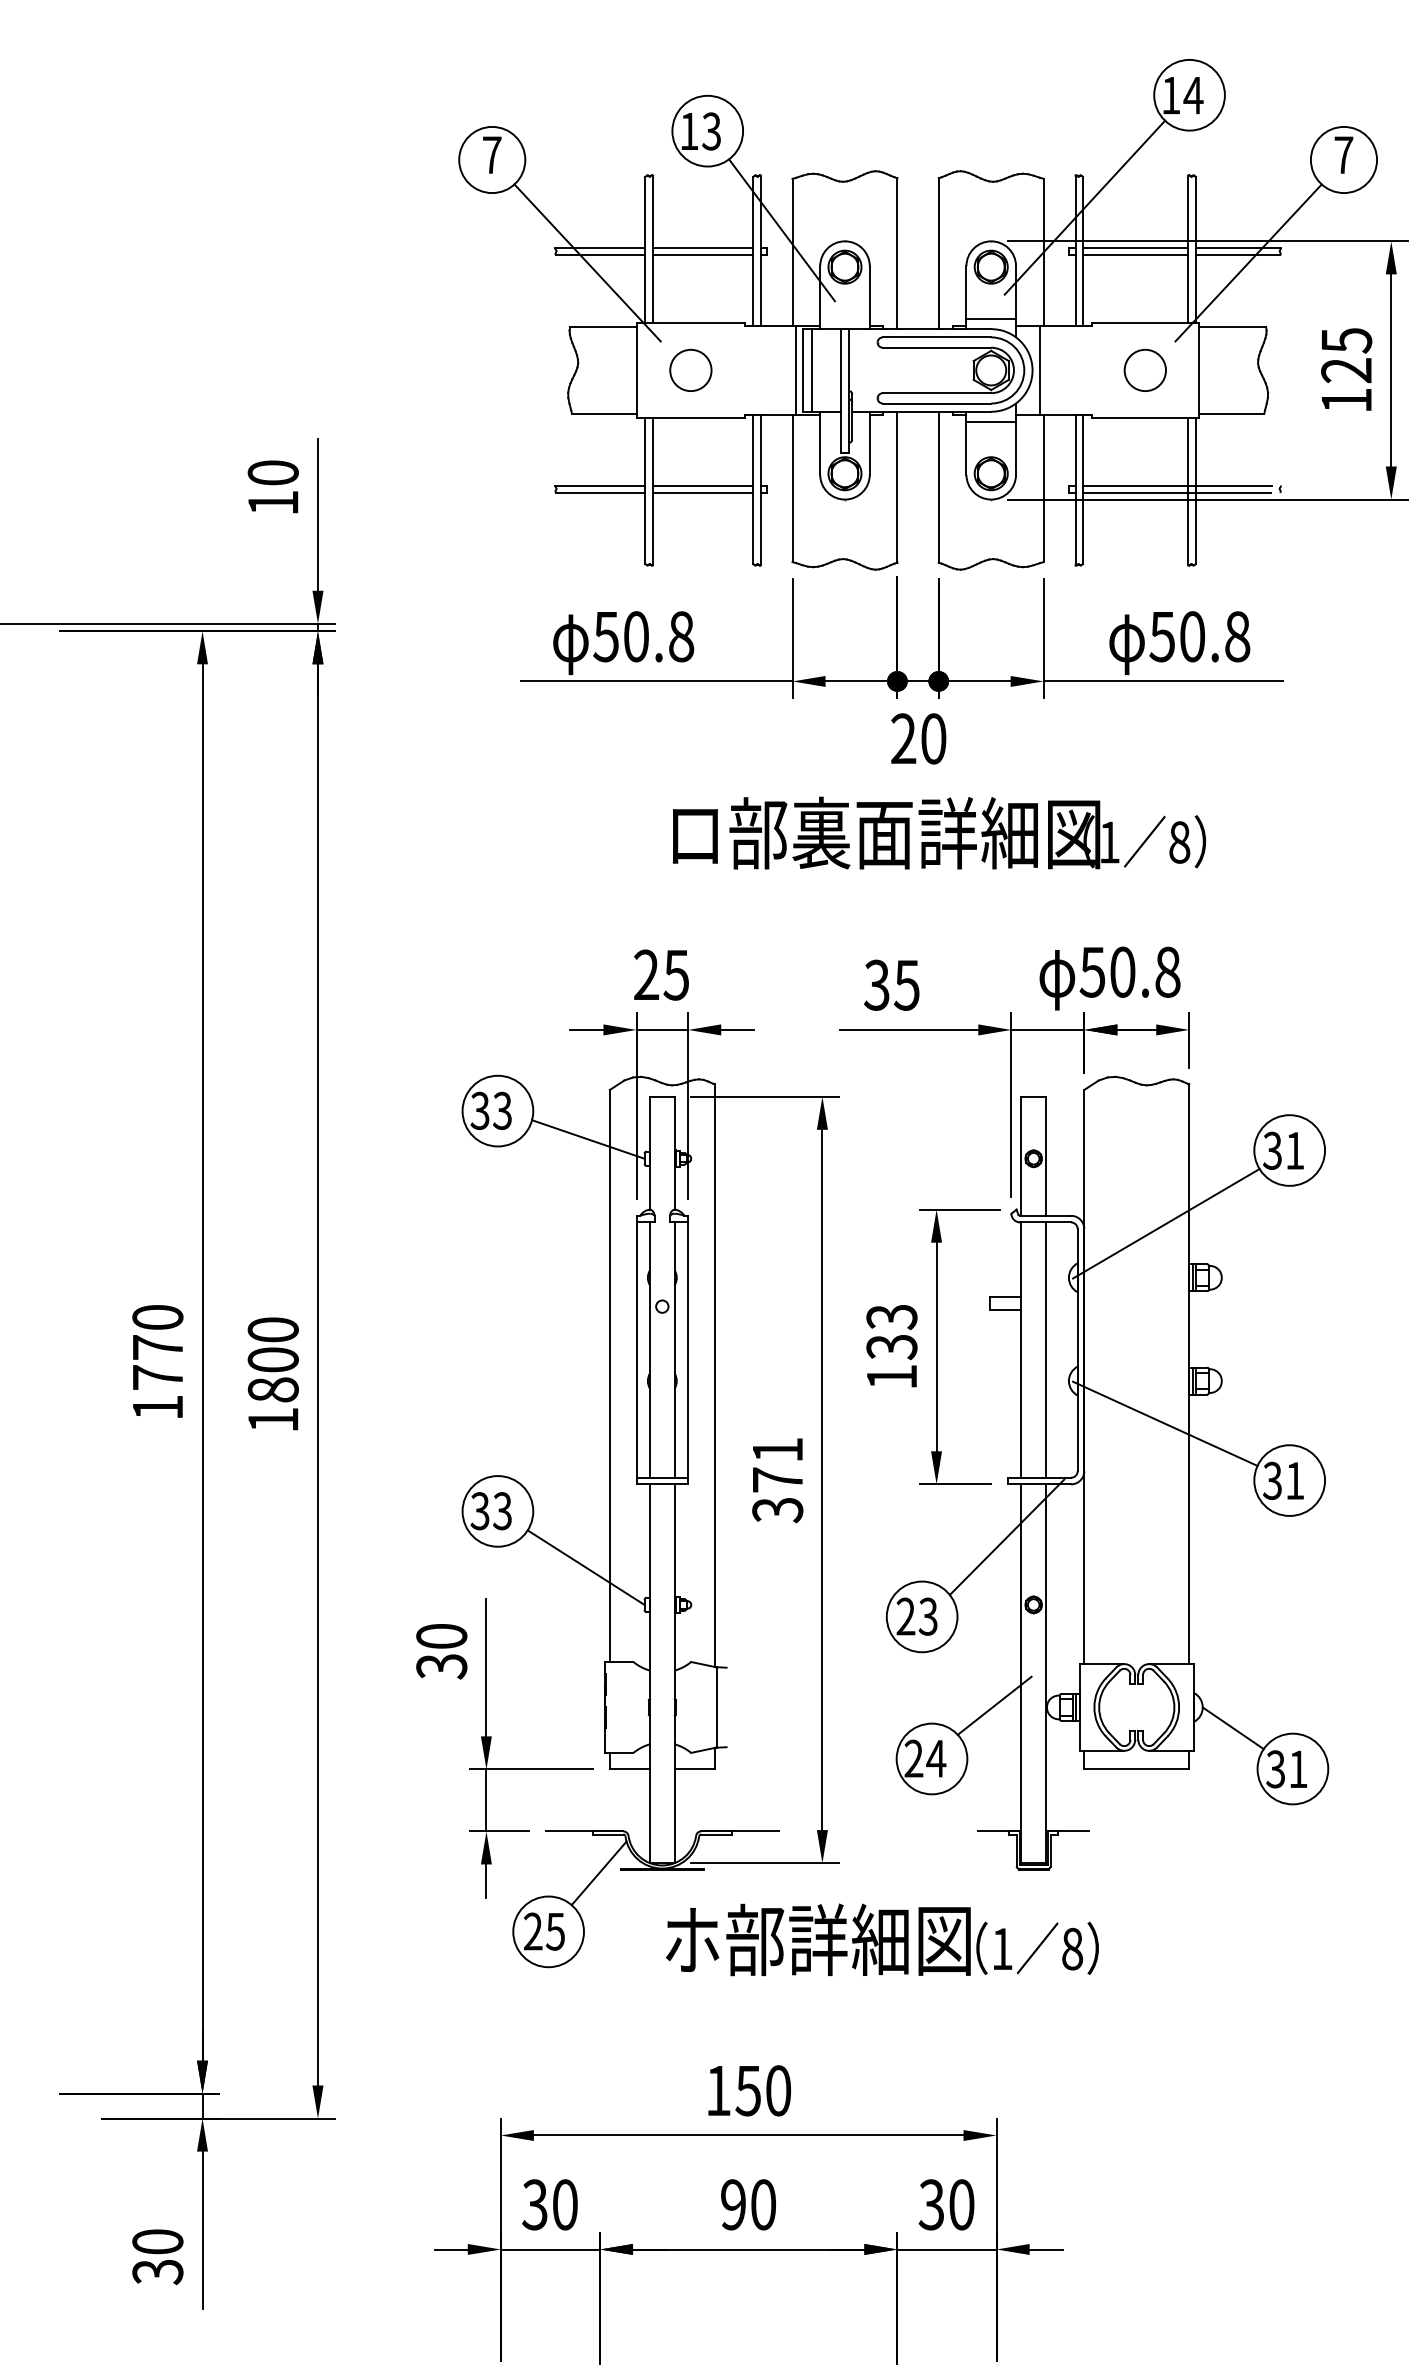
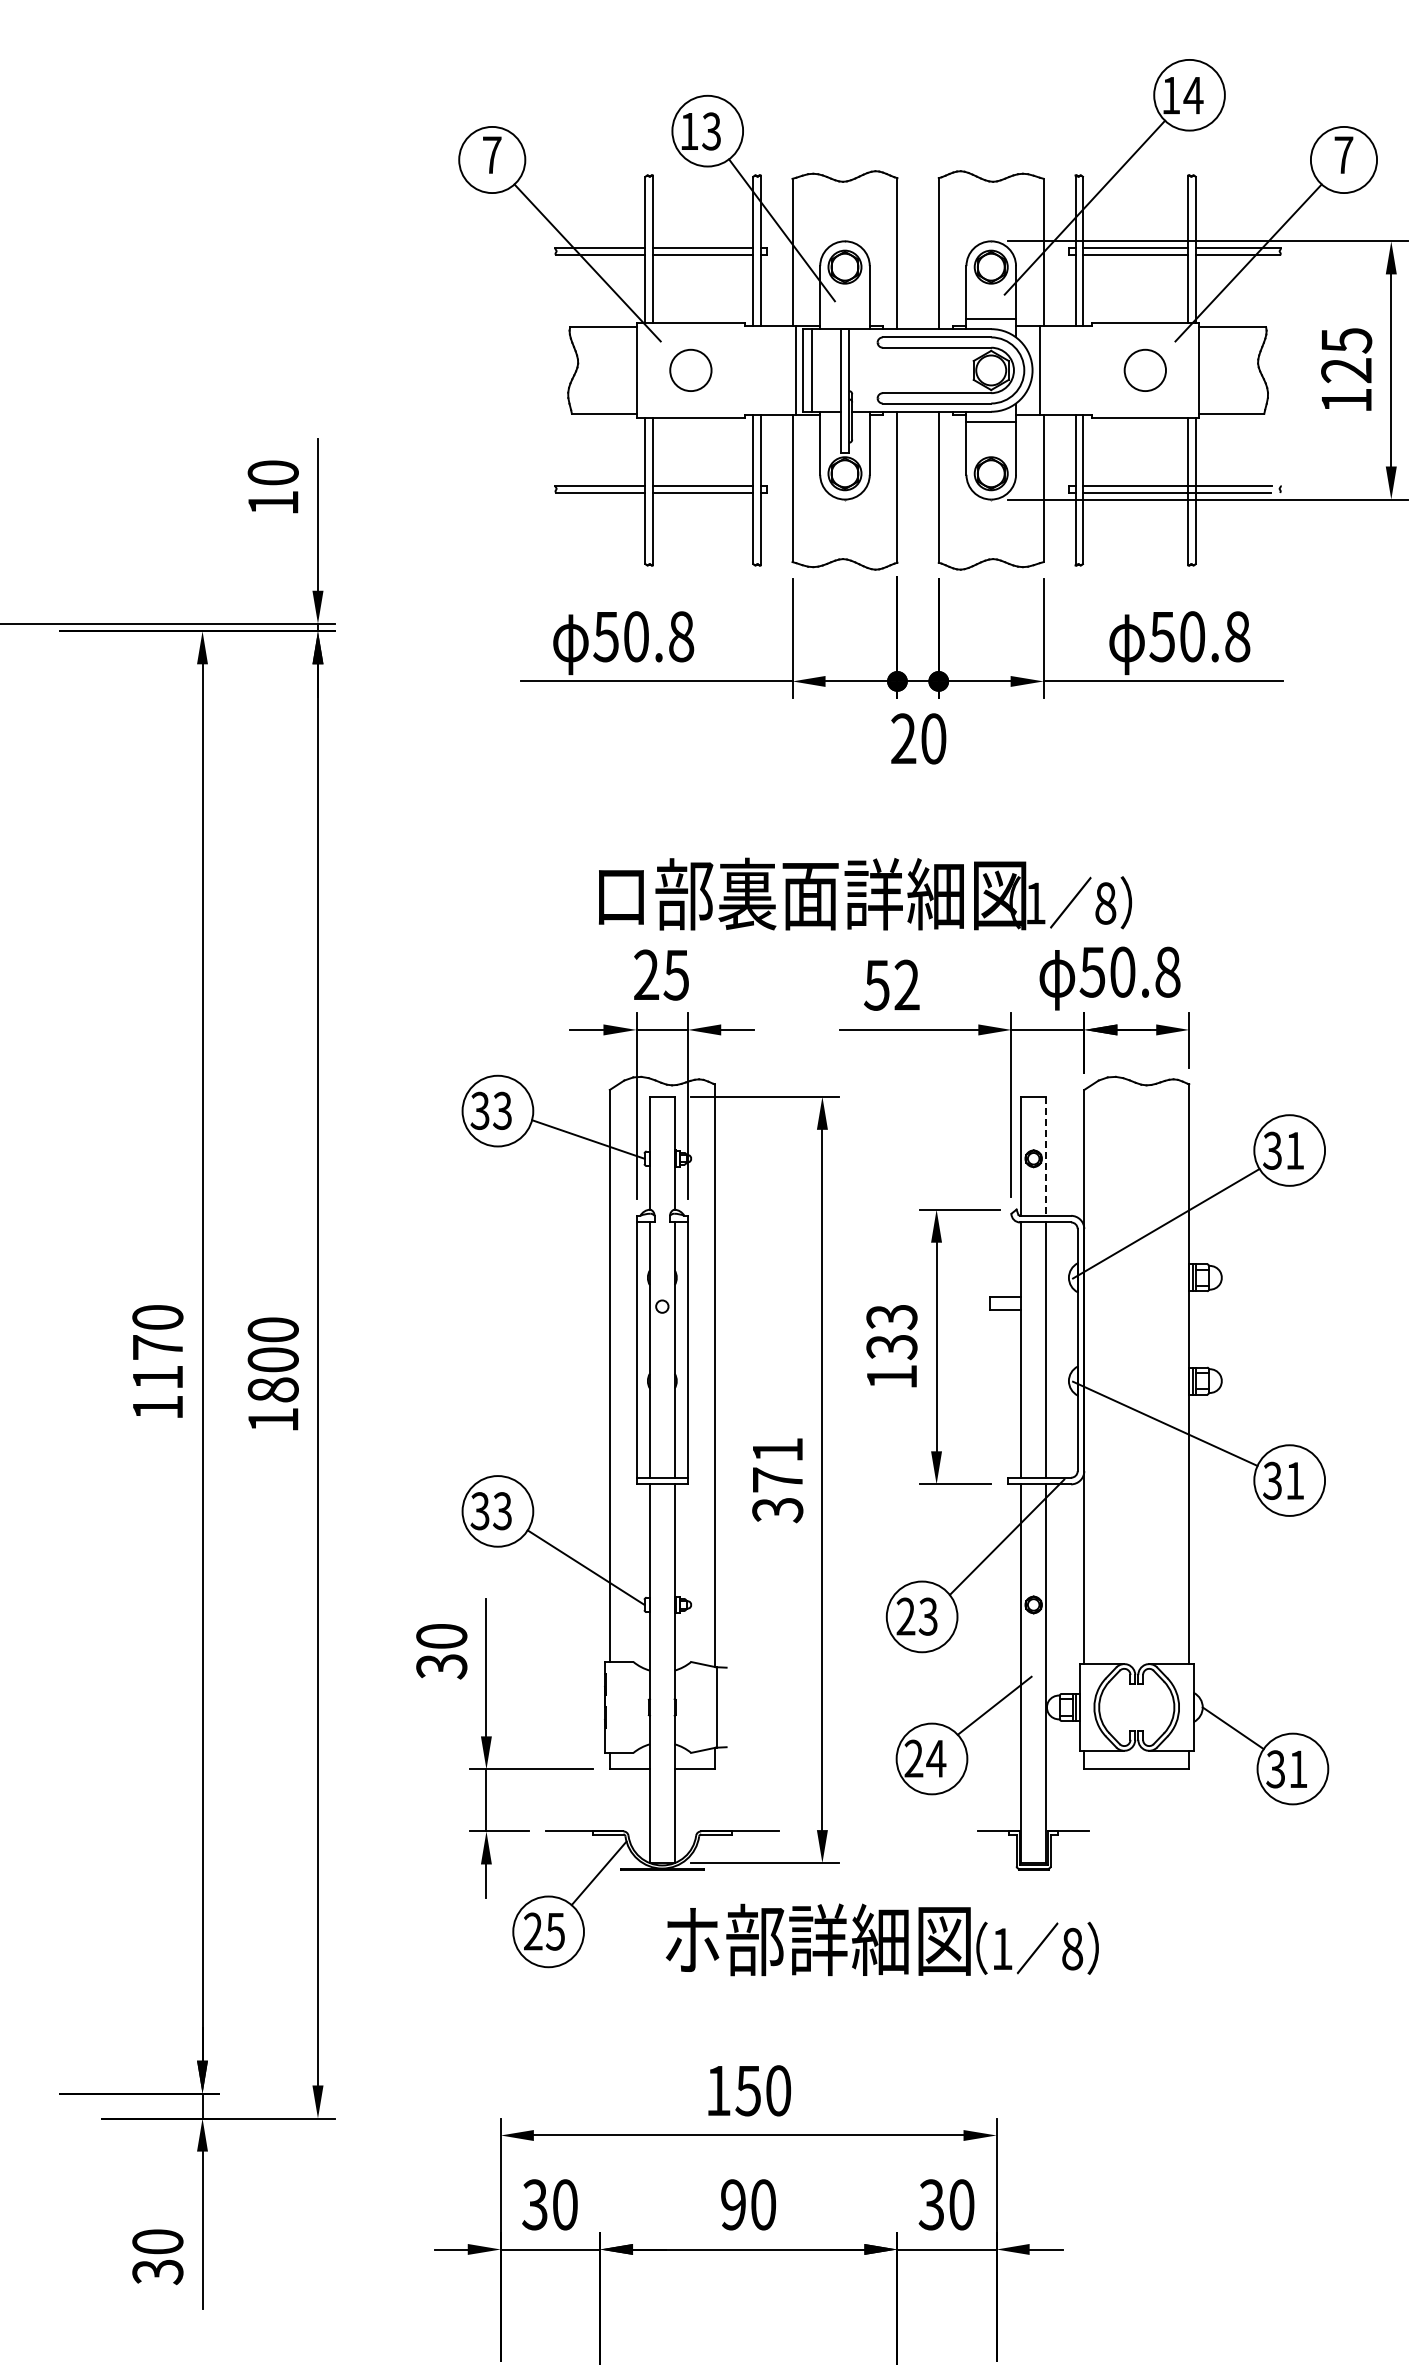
text position: (939, 832) -> (865, 893) (865, 893)
text: 35 -> 52 (891, 984)
line: solid -> dashed (1046, 1156)
text: 1770 -> 1170 (157, 1377)
